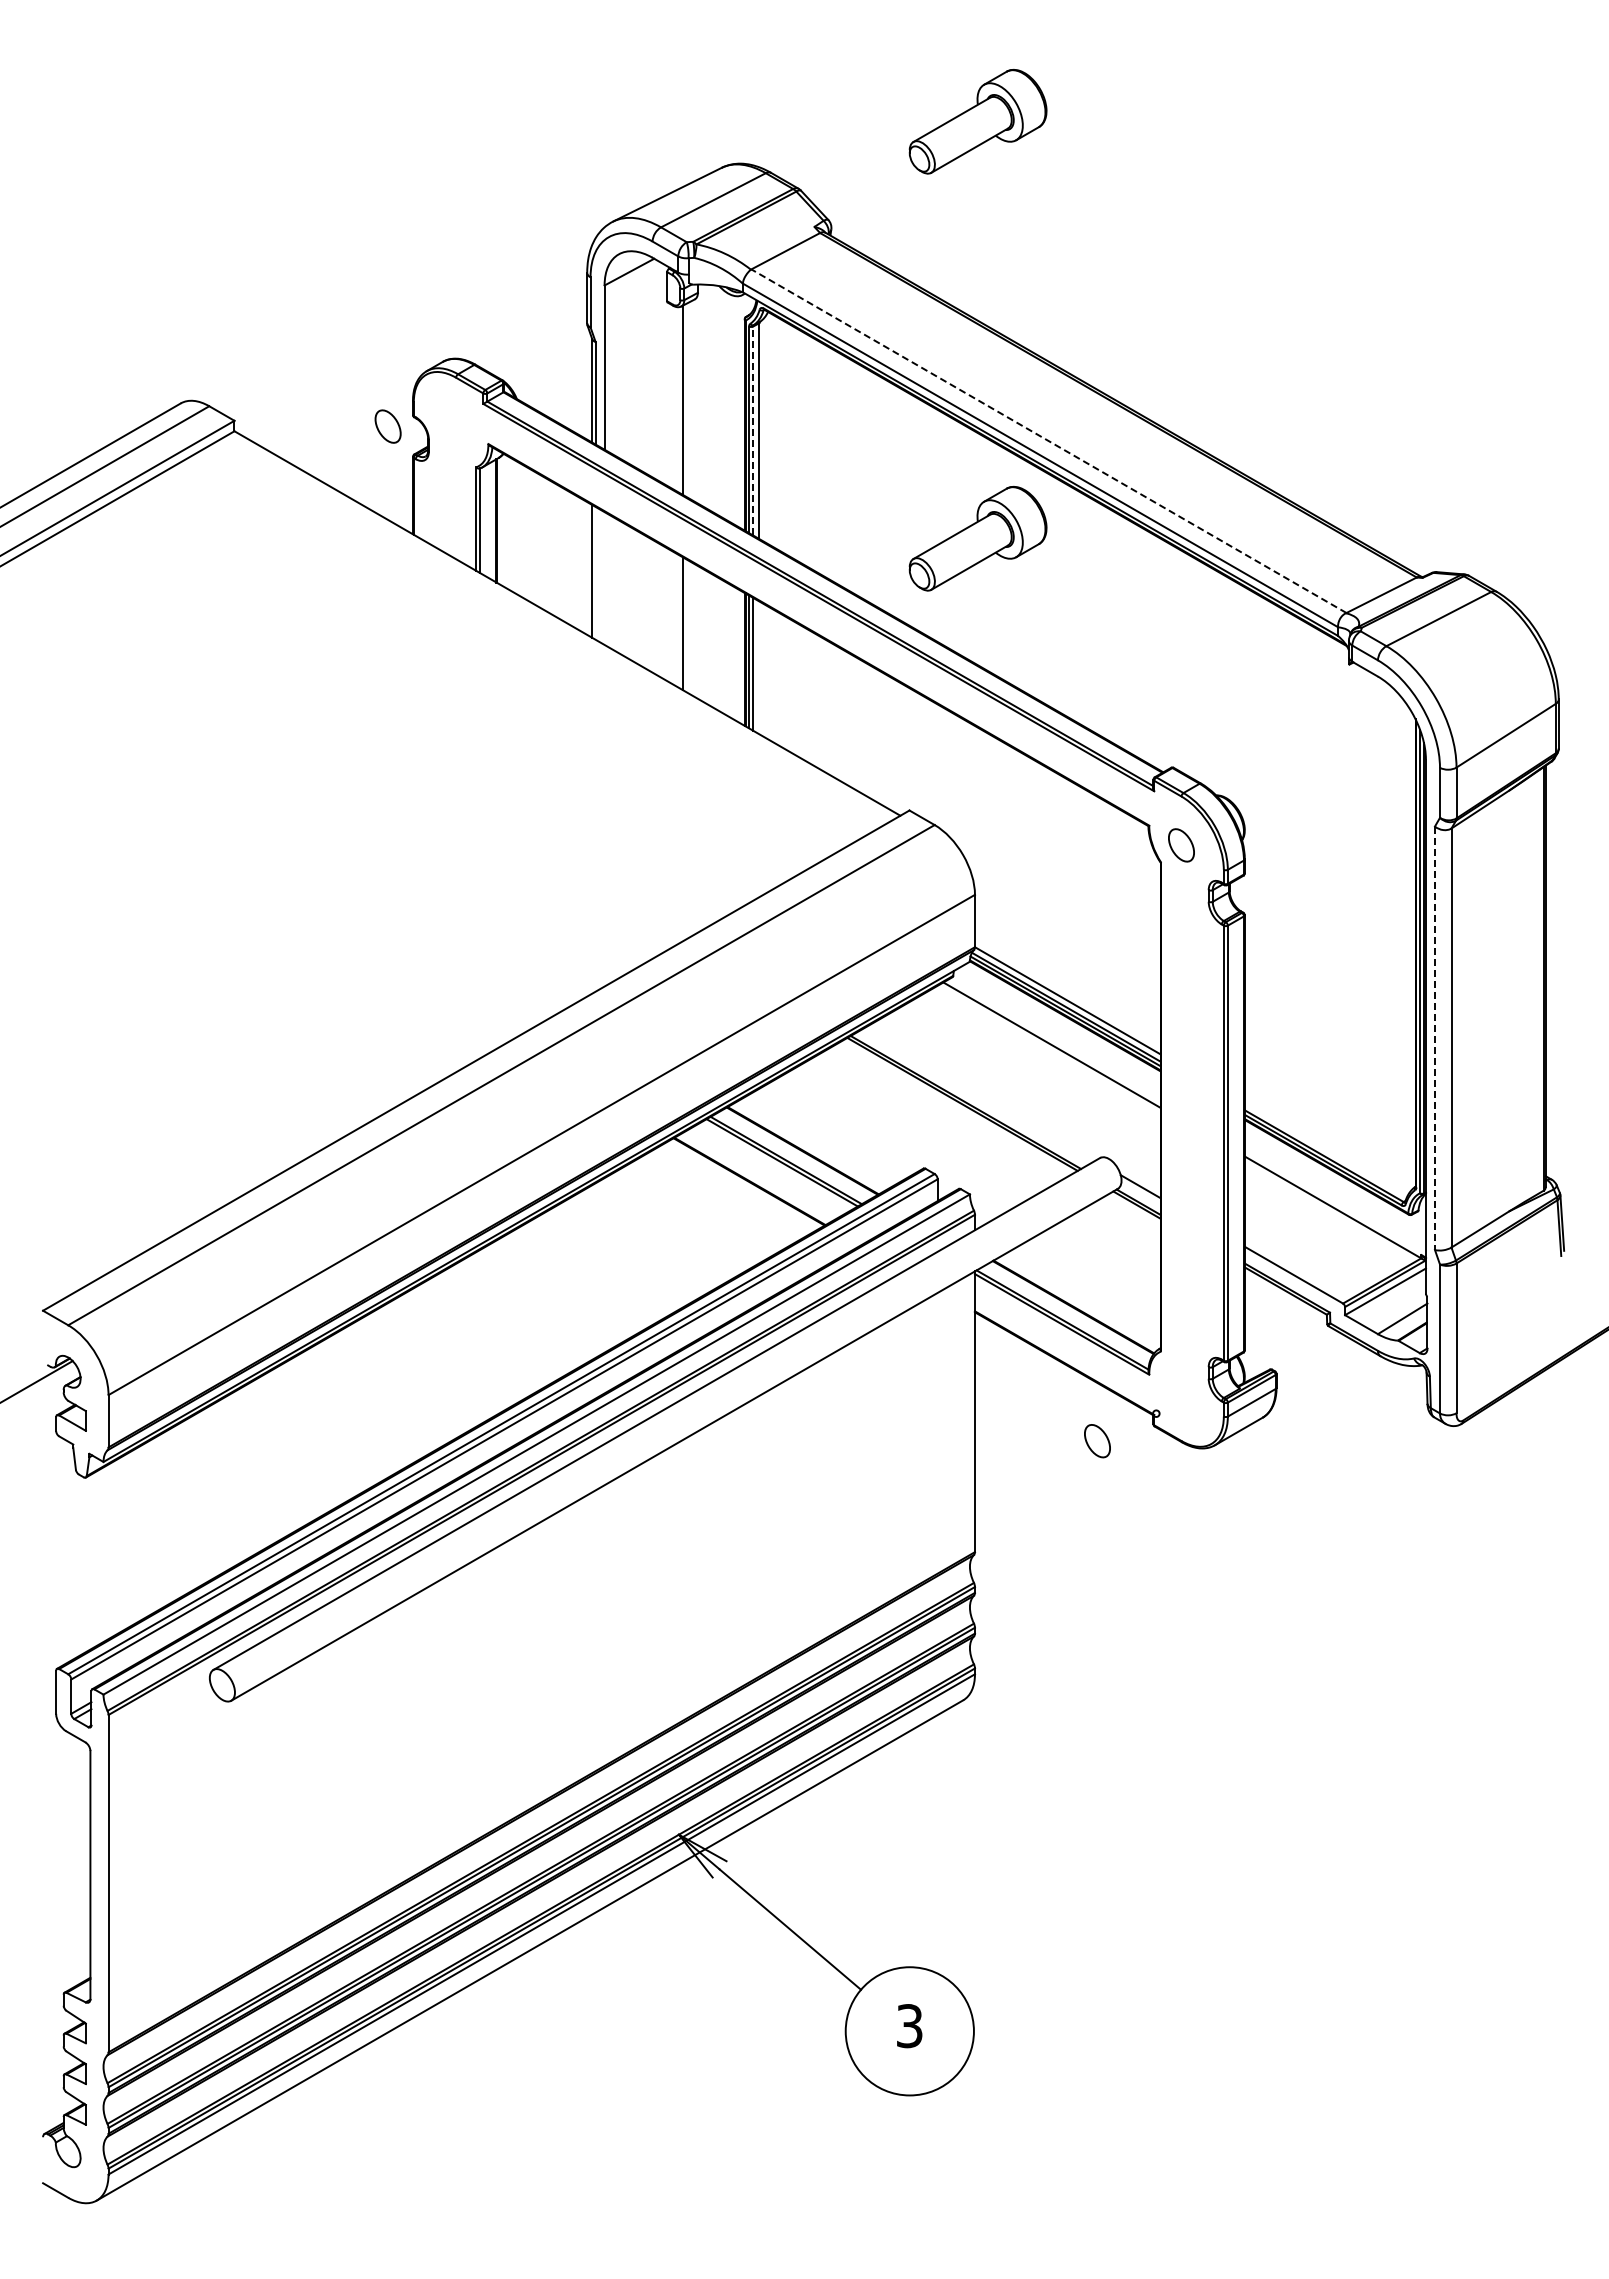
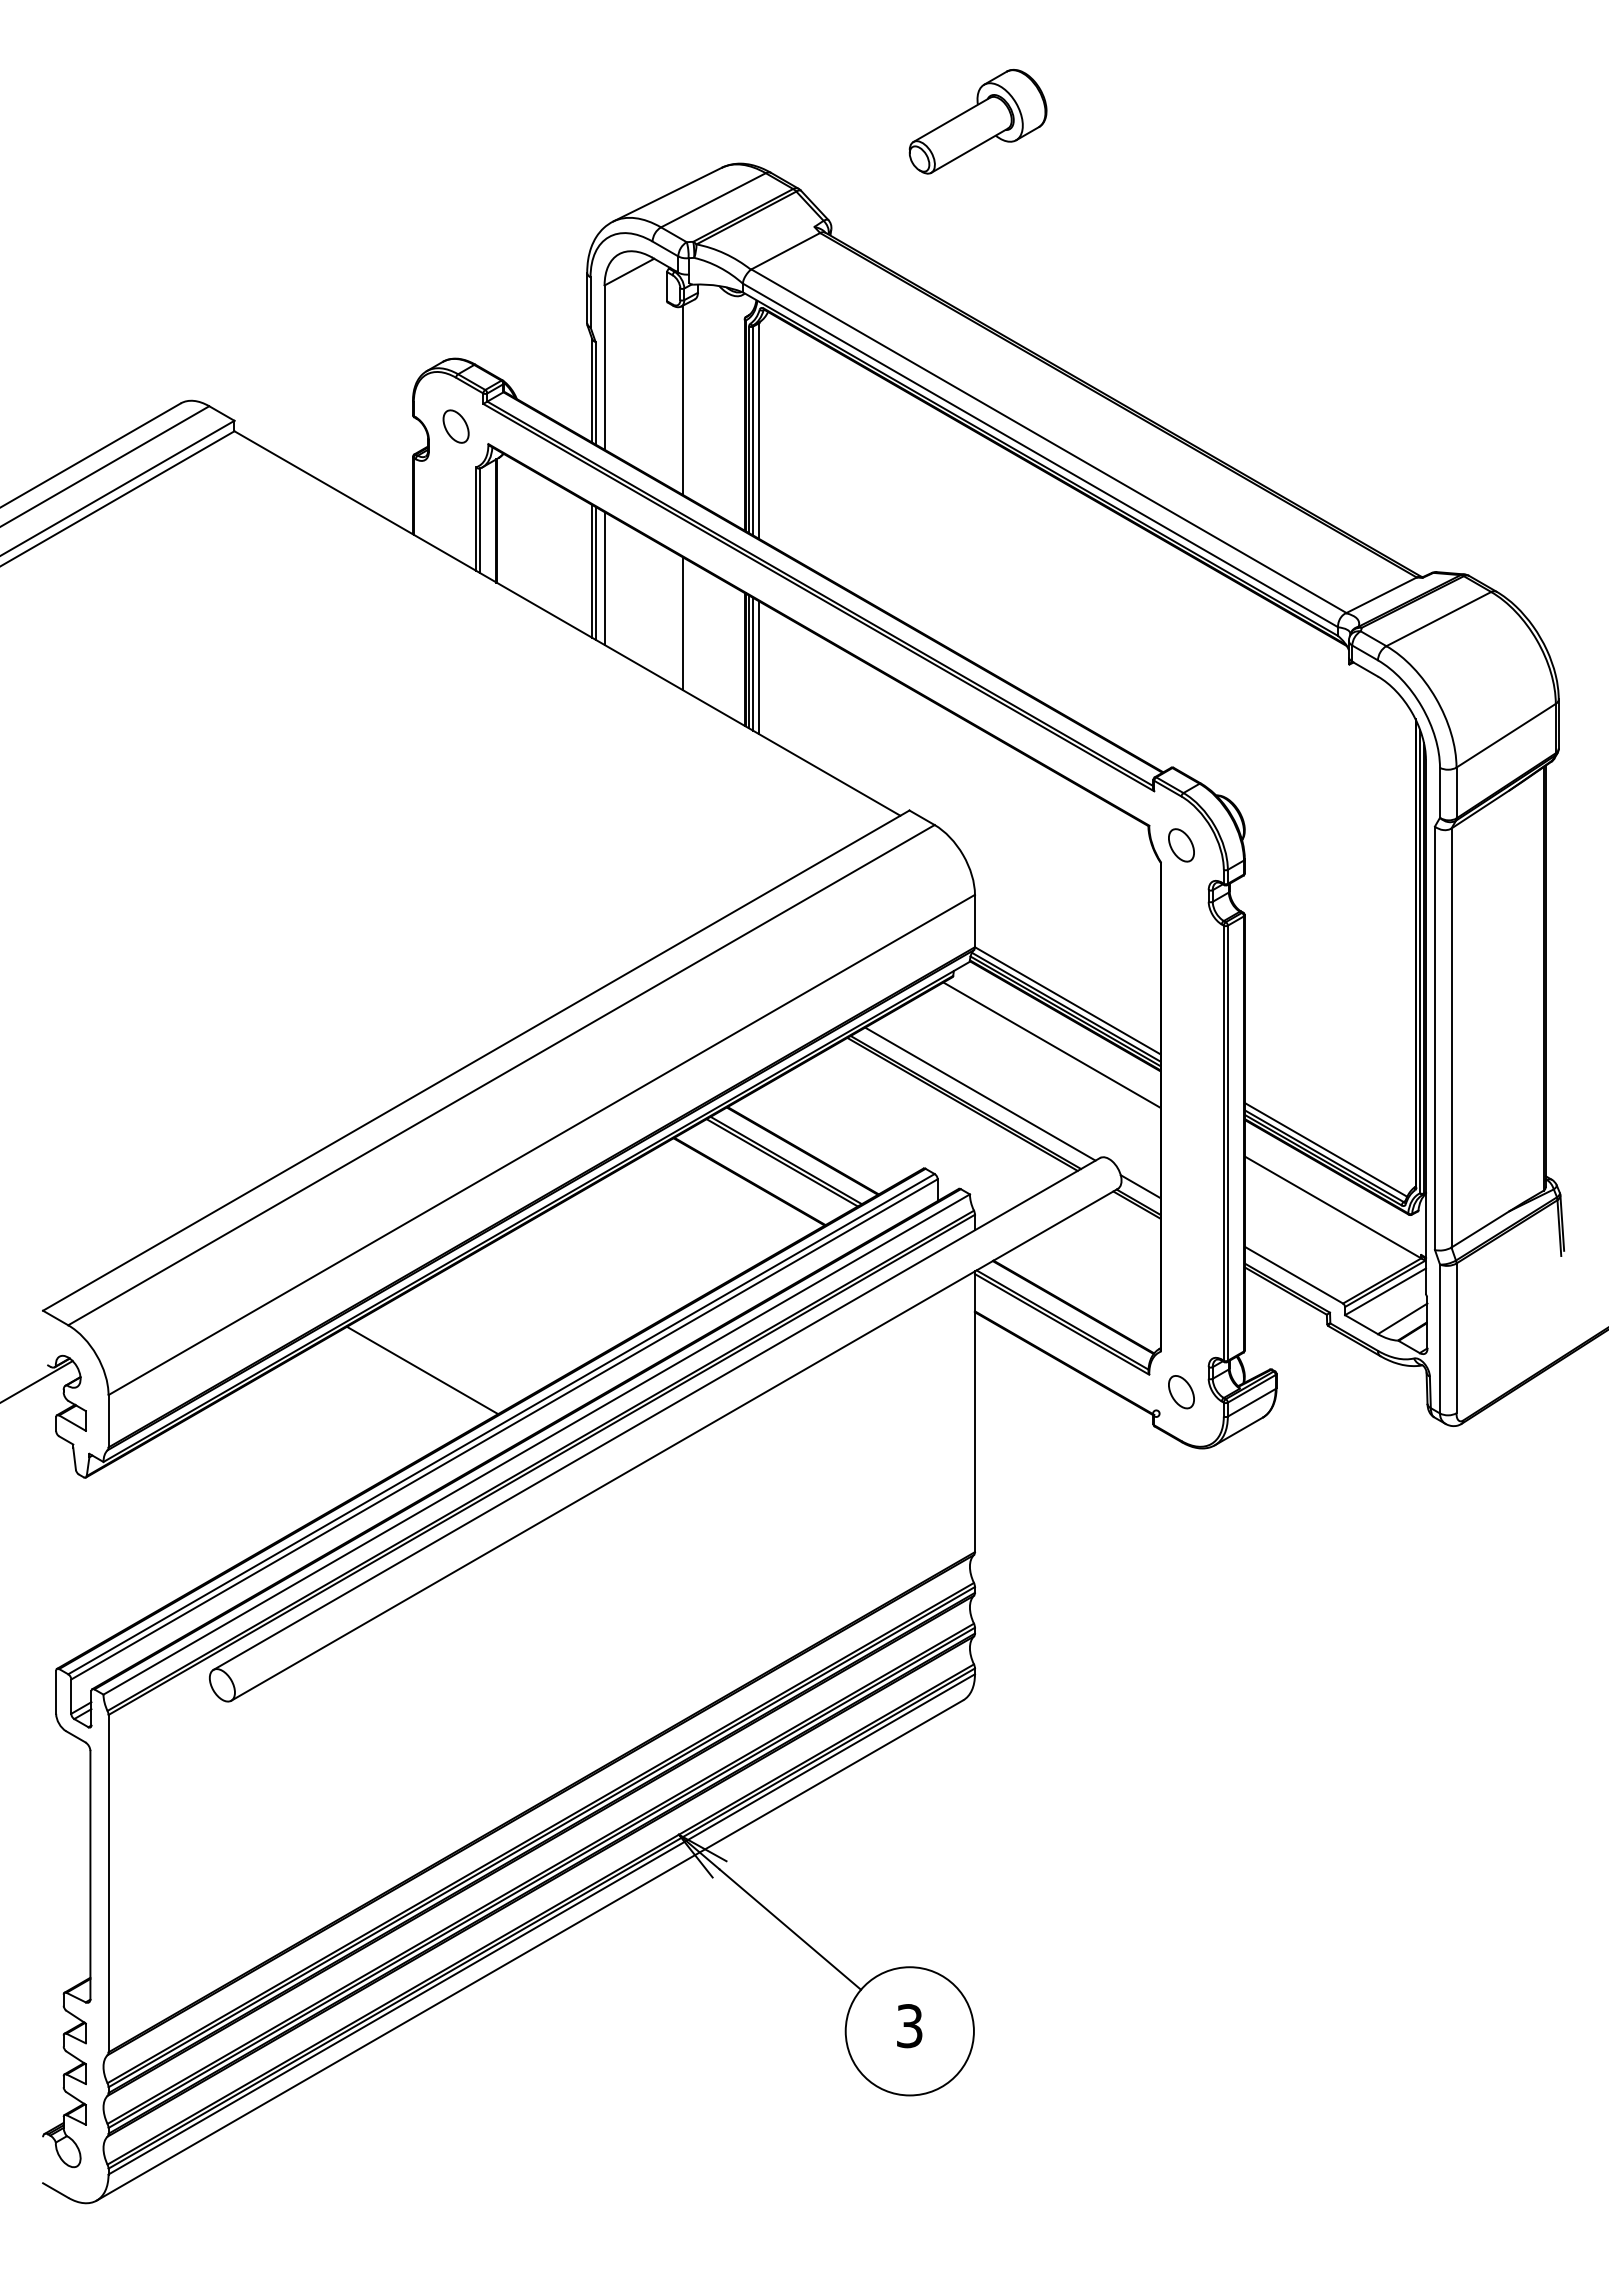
part position: (387, 426) -> (455, 426) (455, 426)
line: dashed -> solid (753, 430)
line: dashed -> solid (1048, 441)
part: present -> none (977, 538)
line: none -> present (595, 572)
line: none -> present (604, 578)
line: none -> present (759, 667)
line: dashed -> solid (1434, 1038)
line: none -> present (980, 1093)
line: none -> present (1325, 1149)
line: none -> present (422, 1370)
part position: (1097, 1441) -> (1181, 1392) (1181, 1392)
